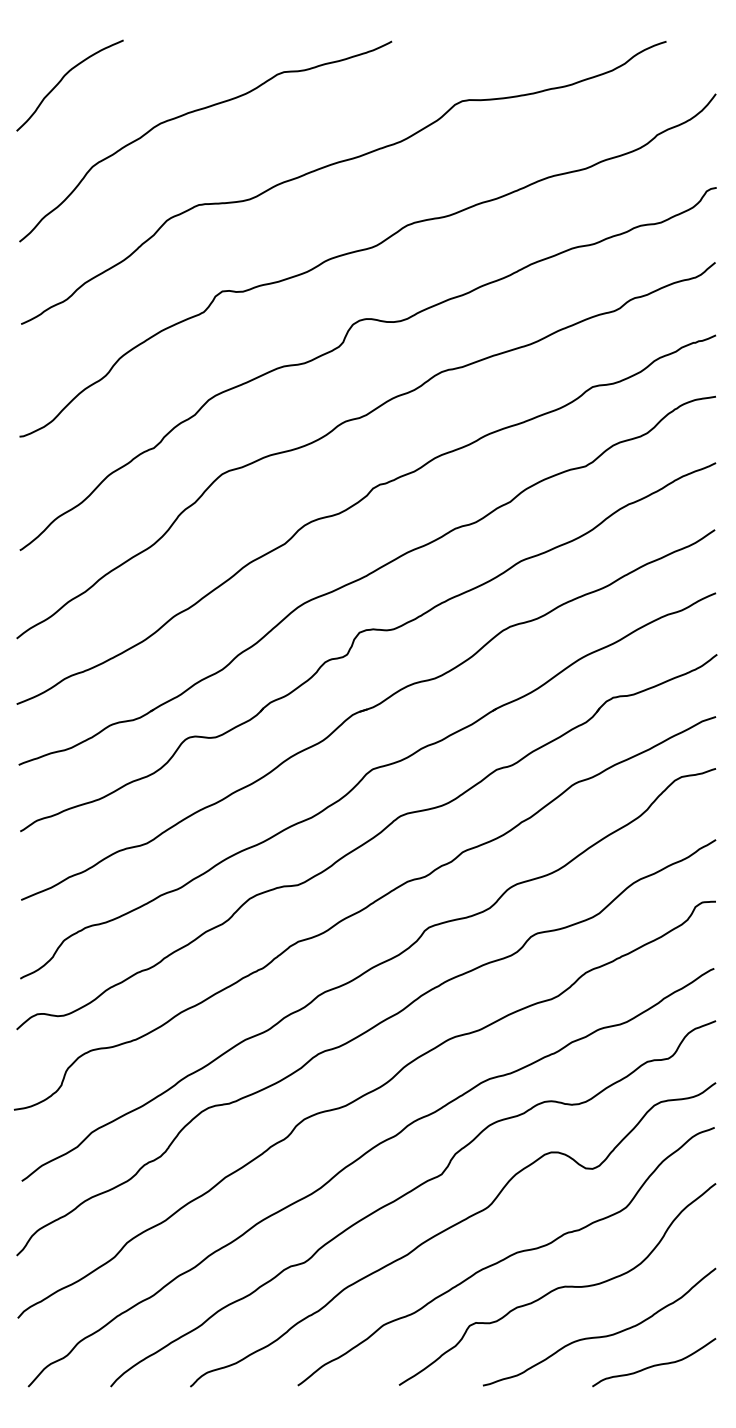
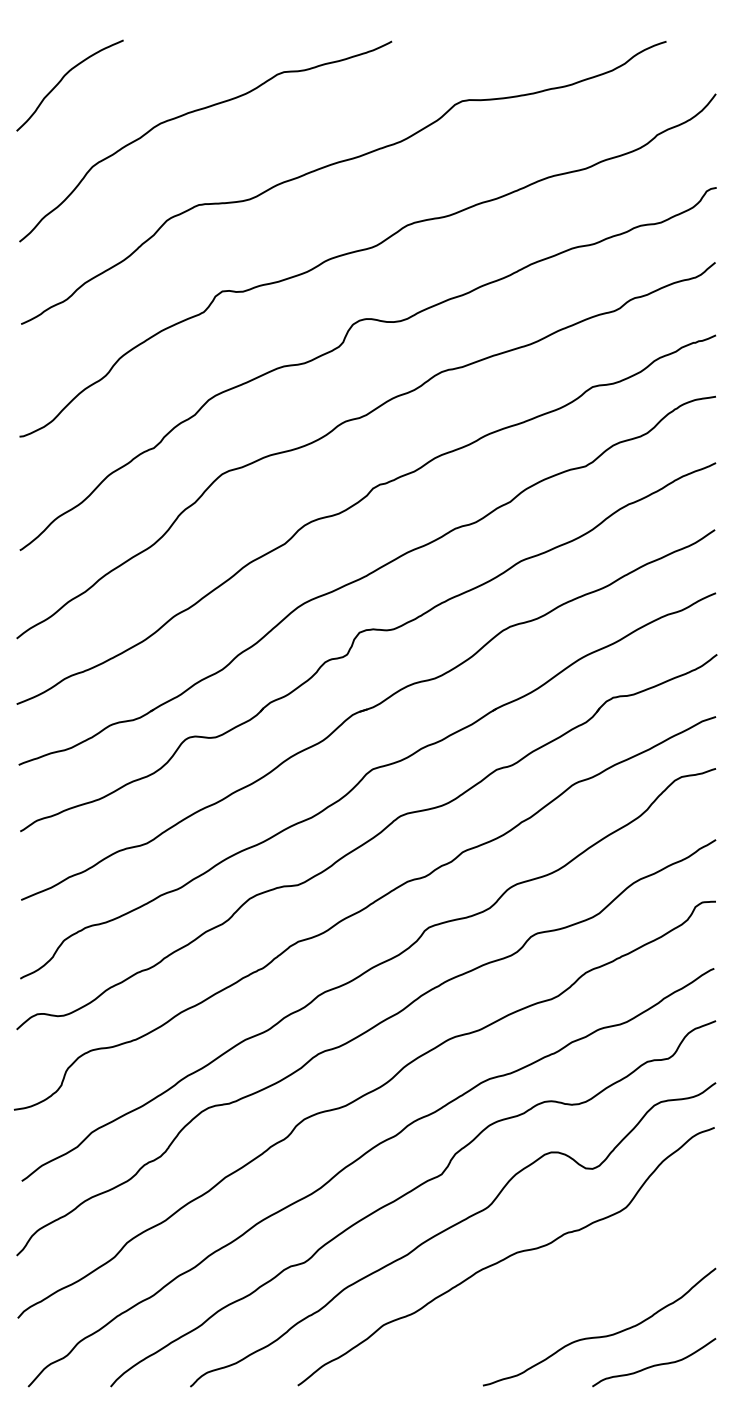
curve: present -> none (559, 1286)
